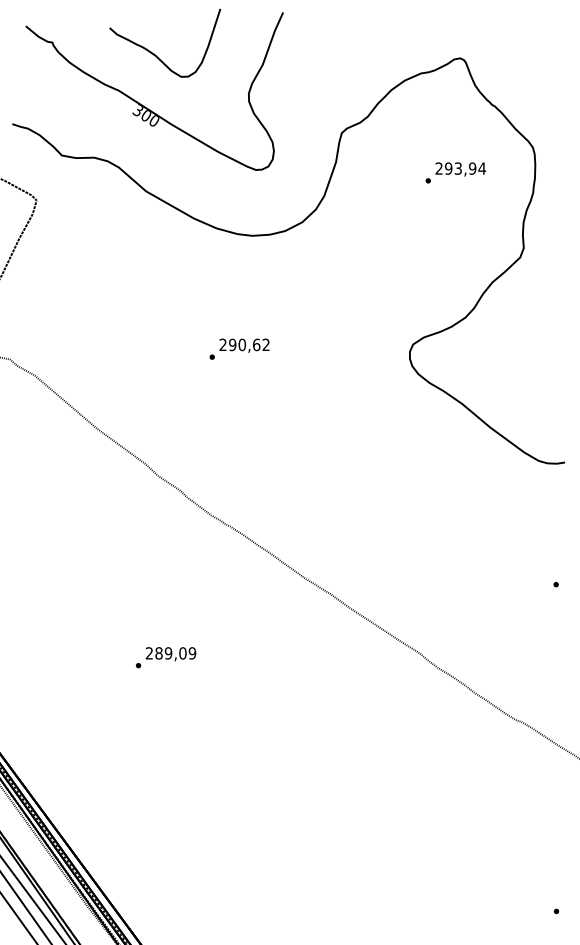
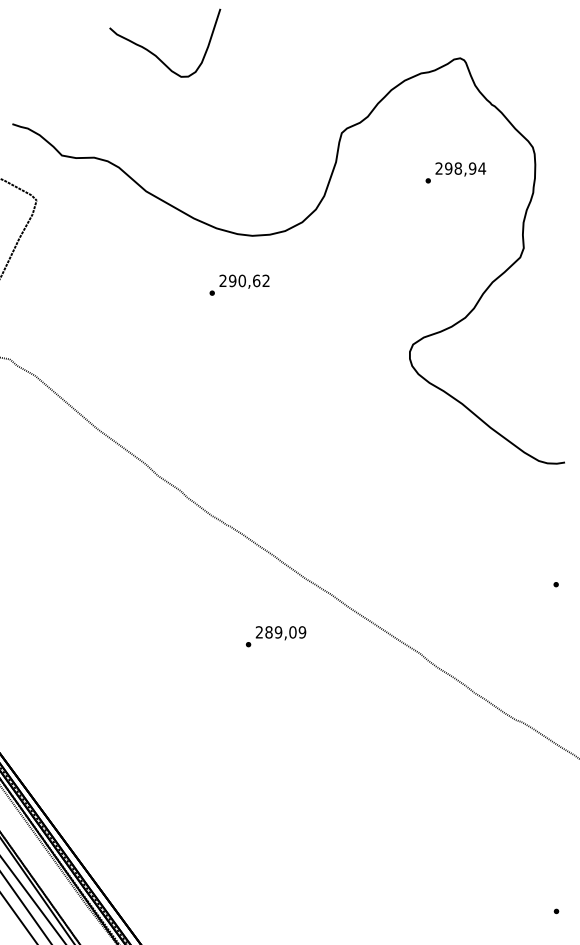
part: present -> none (147, 107)
text: 293,94 -> 298,94 (457, 168)
text position: (239, 348) -> (239, 284) (239, 284)
text position: (165, 657) -> (275, 636) (275, 636)
